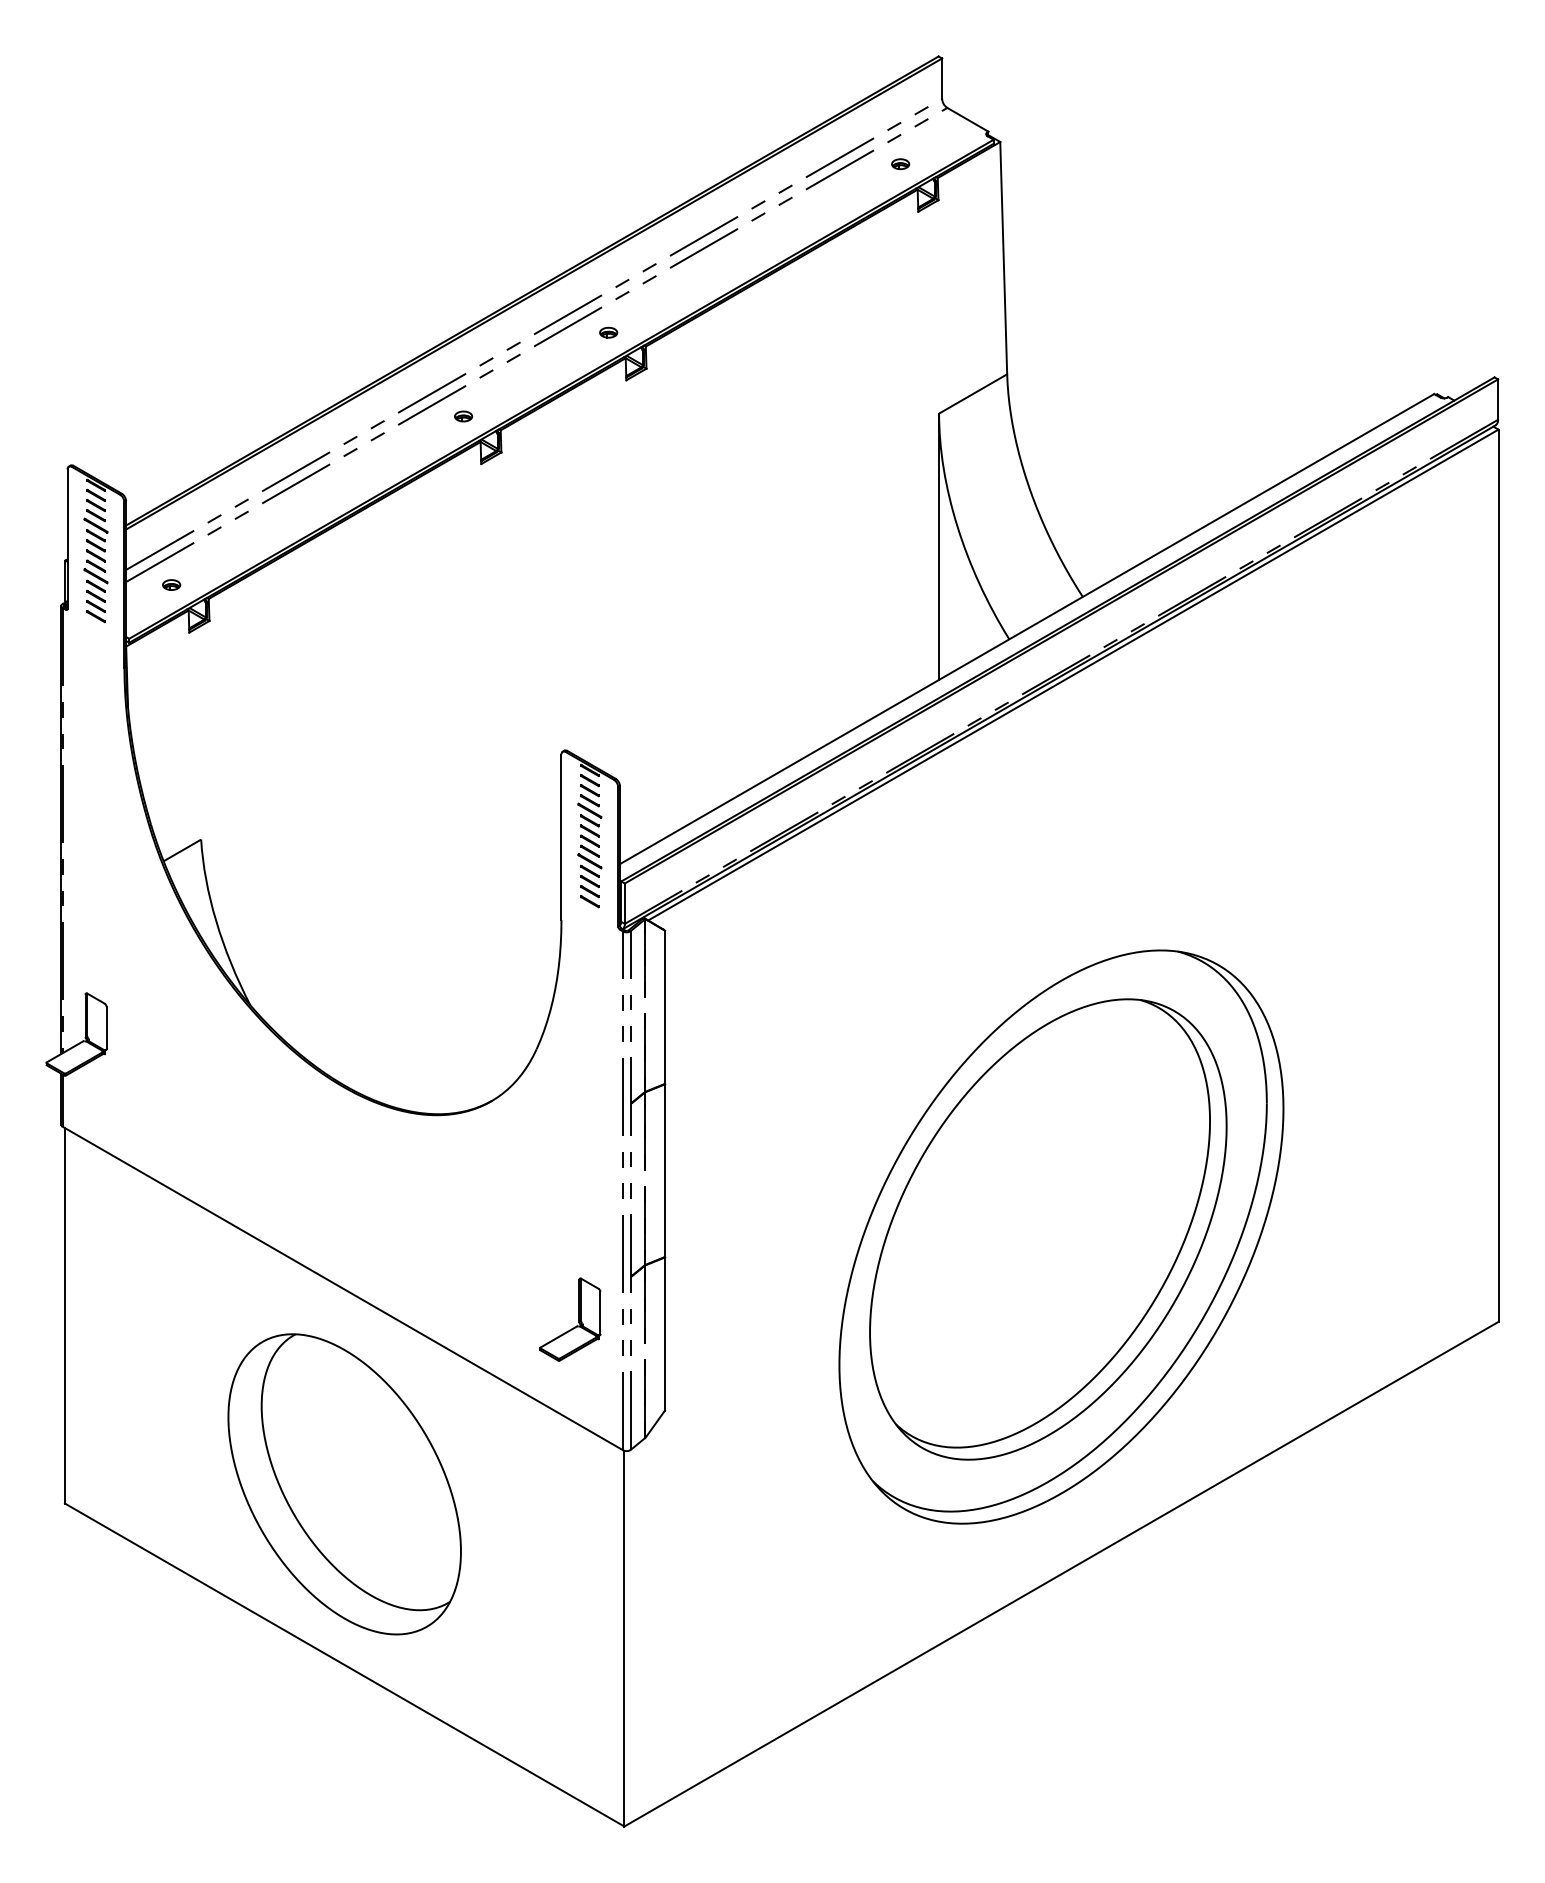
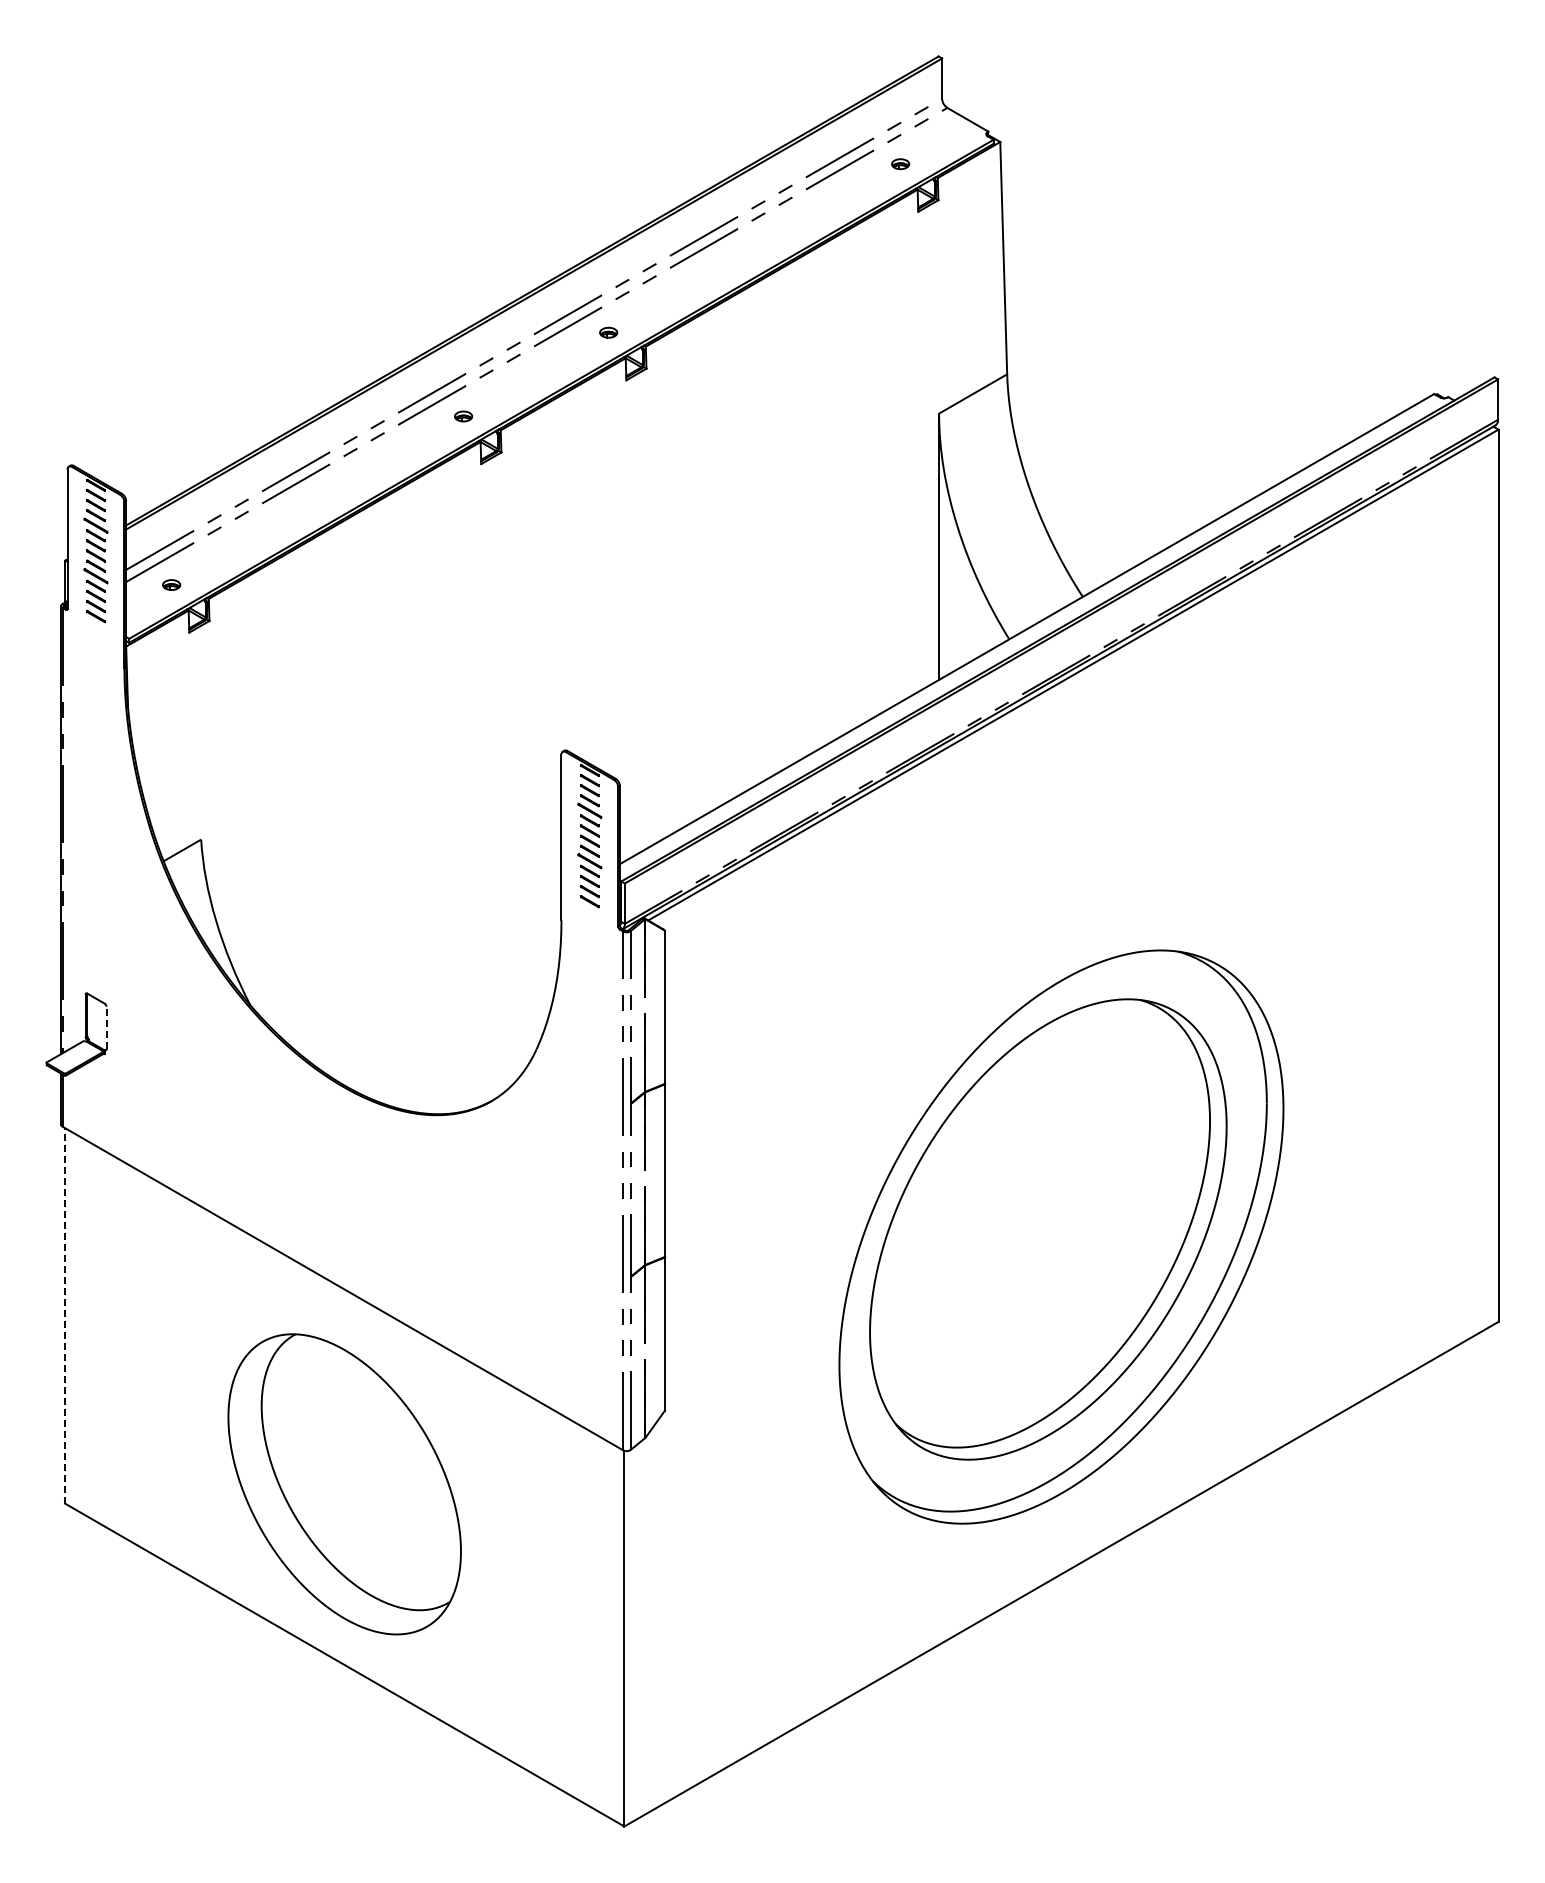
line: solid -> dashed (106, 1027)
line: solid -> dashed (65, 1315)
part: present -> none (578, 1319)
